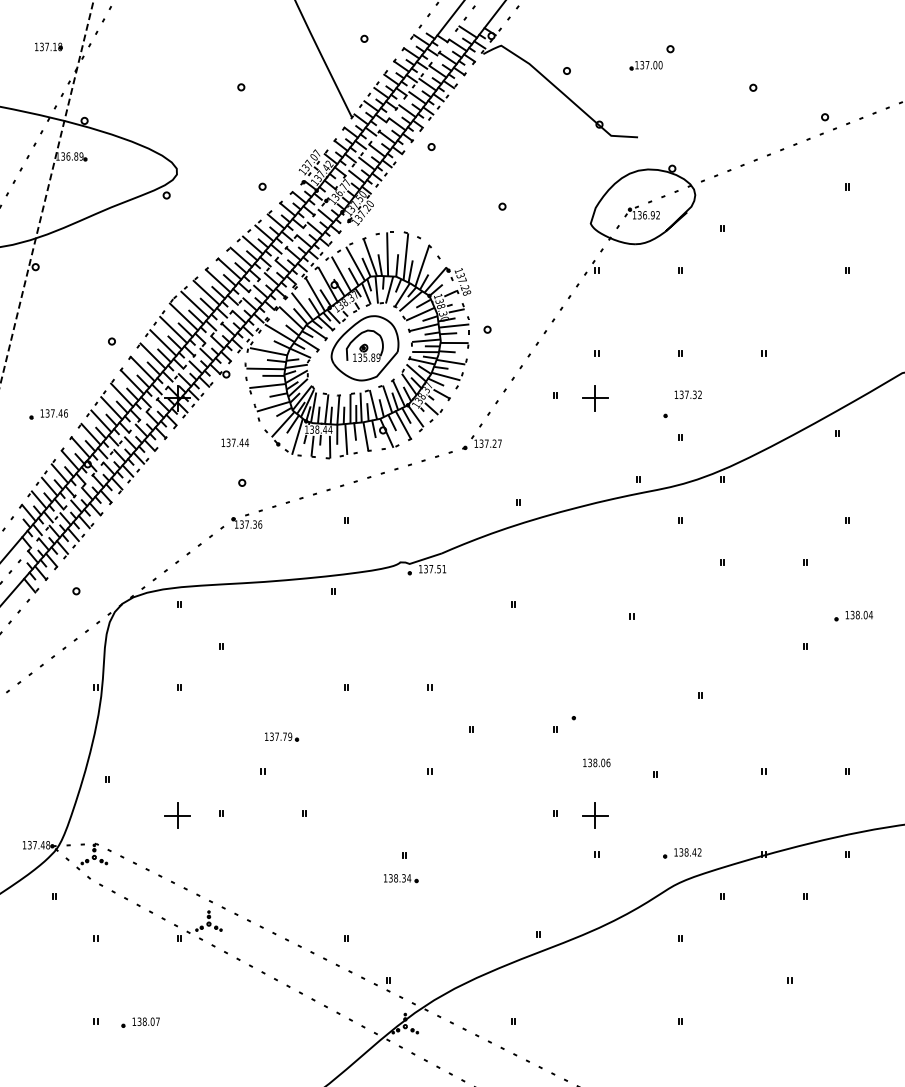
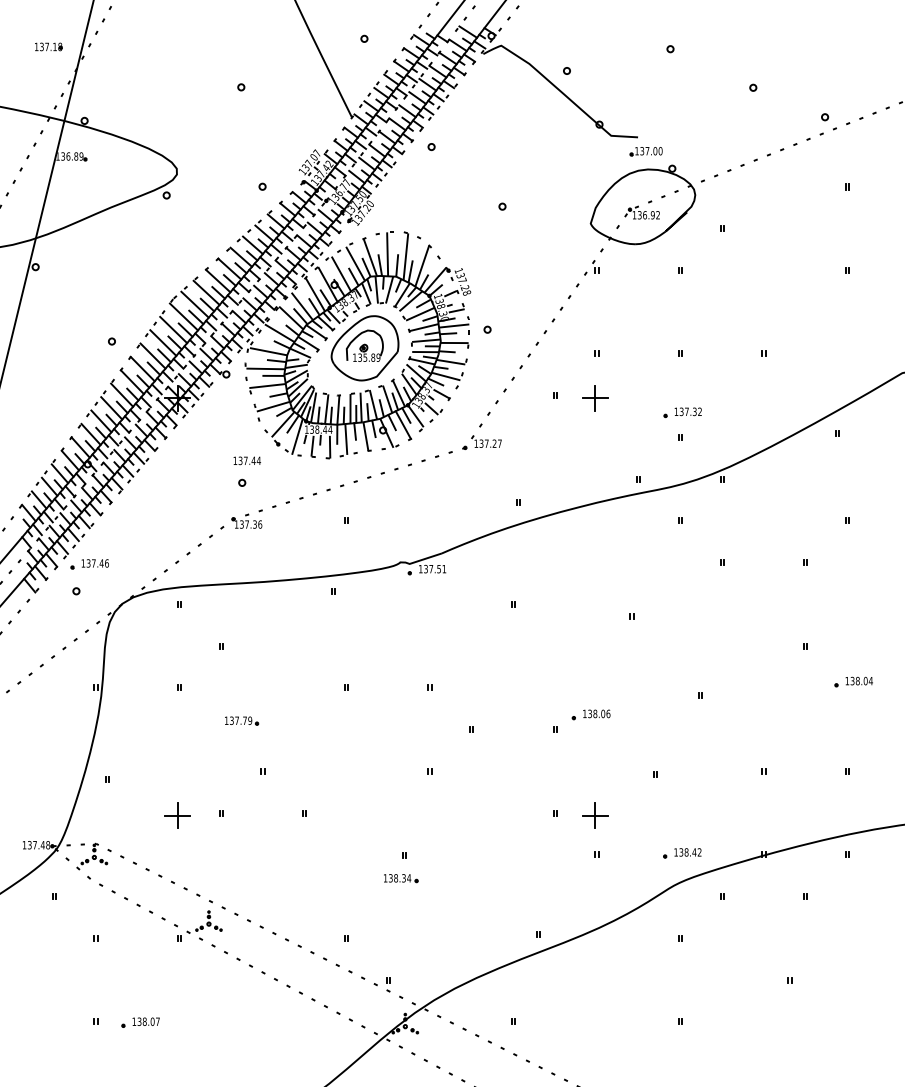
part position: (645, 65) -> (645, 151) (645, 151)
line: dashed -> solid (46, 192)
text position: (687, 394) -> (687, 411) (687, 411)
part position: (48, 414) -> (89, 564) (89, 564)
text position: (234, 442) -> (246, 460) (246, 460)
part position: (853, 615) -> (853, 681) (853, 681)
part position: (282, 736) -> (242, 720) (242, 720)
text position: (596, 762) -> (596, 713) (596, 713)
